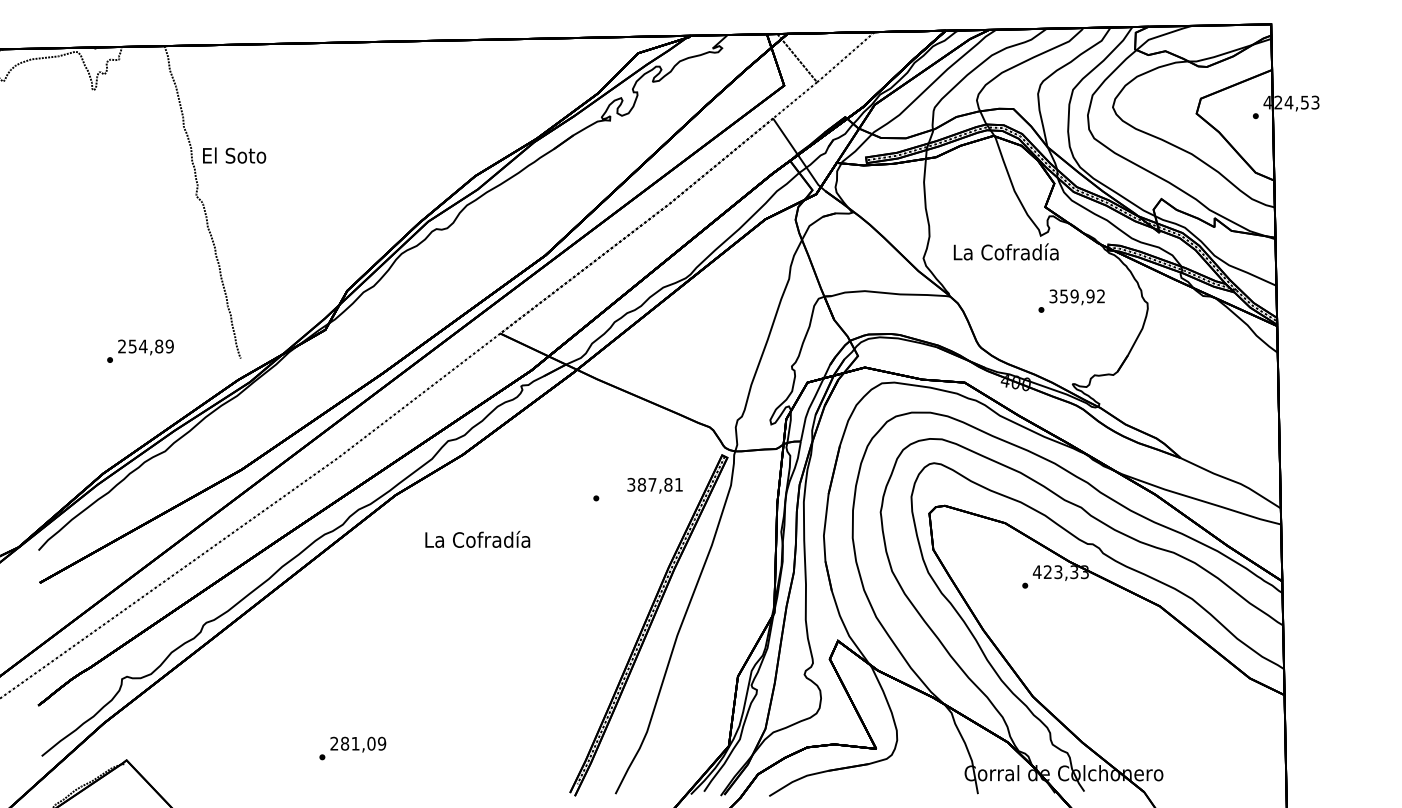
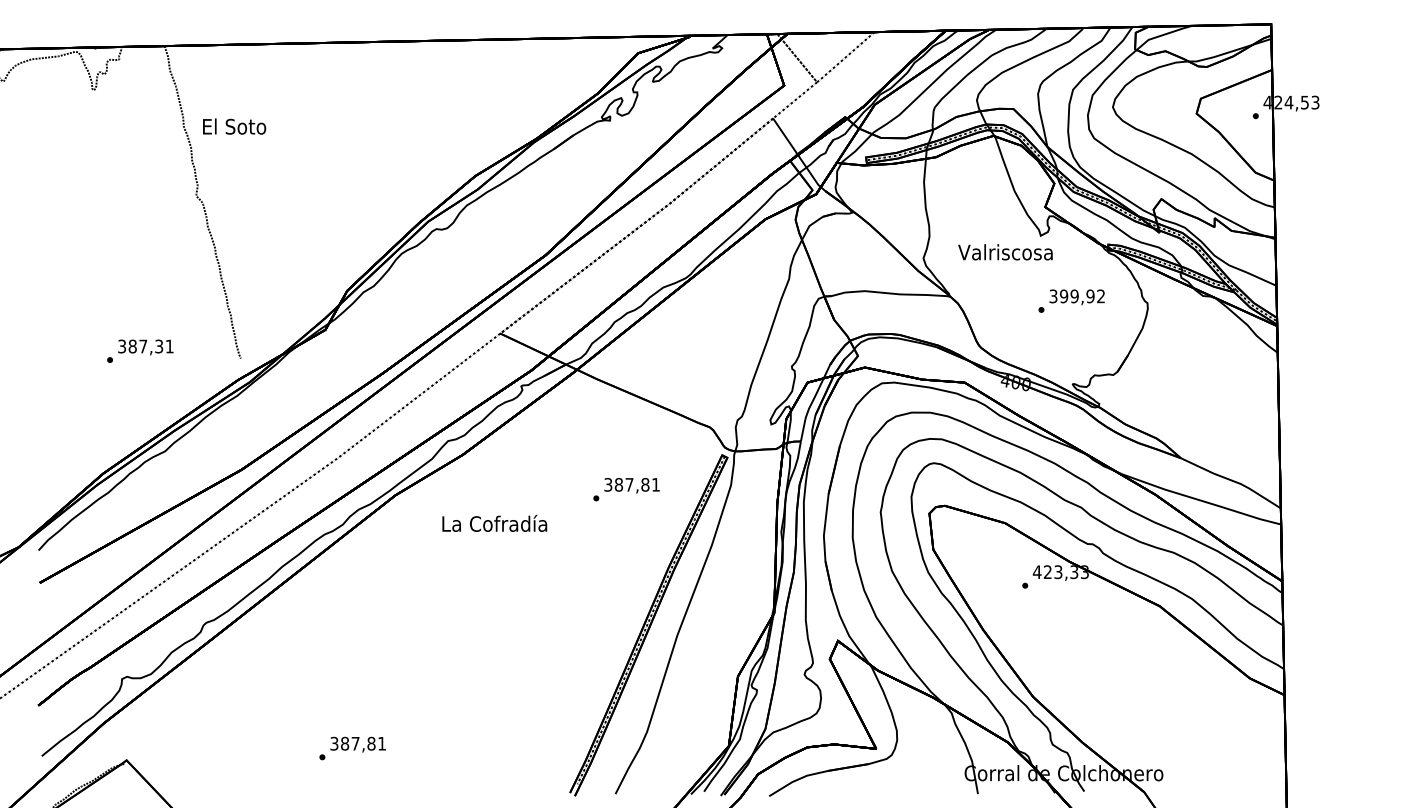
text position: (234, 155) -> (234, 126) (234, 126)
text: La Cofradía -> Valriscosa (1005, 251)
text: 359,92 -> 399,92 (1064, 295)
text: 254,89 -> 387,31 (145, 346)
text position: (654, 485) -> (631, 485) (631, 485)
text position: (477, 538) -> (494, 522) (494, 522)
text: 281,09 -> 387,81 (358, 743)
